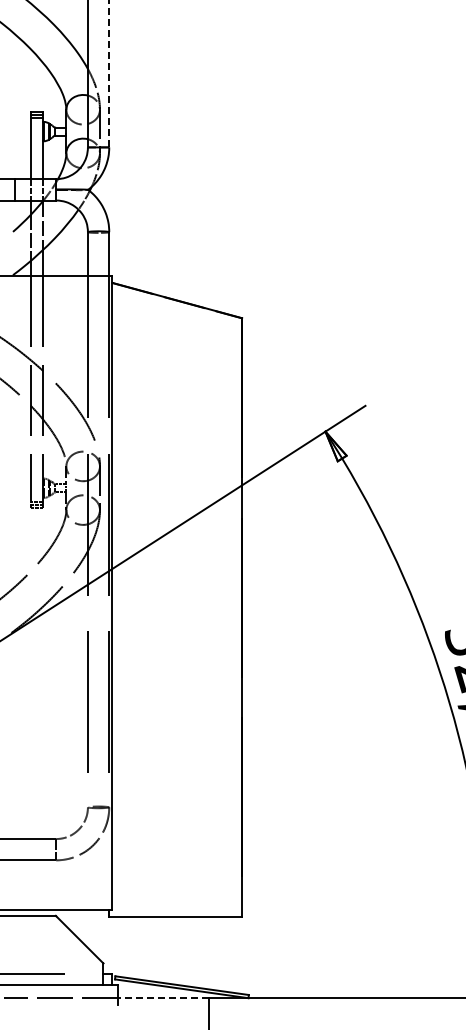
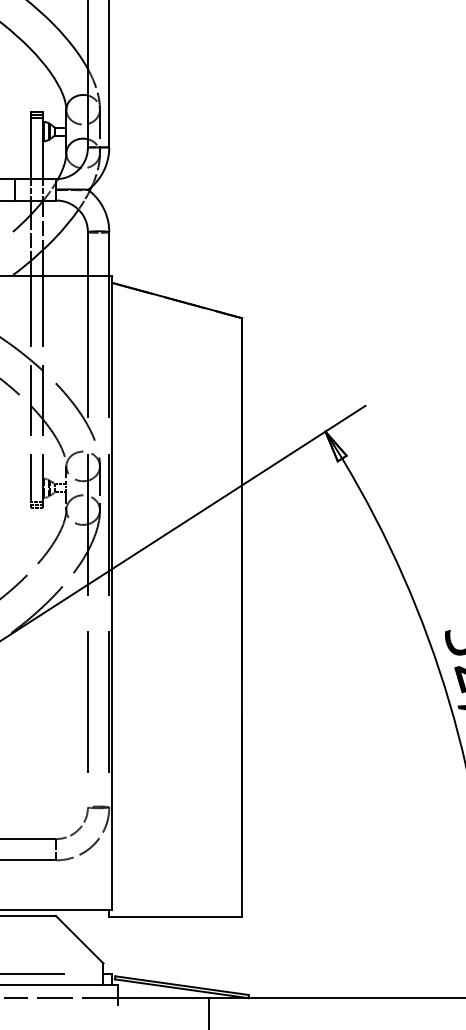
line: dashed -> solid (109, 73)
line: dashed -> solid (163, 998)
